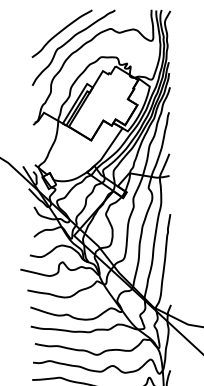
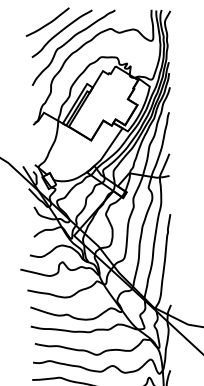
curve: none -> present (48, 22)
